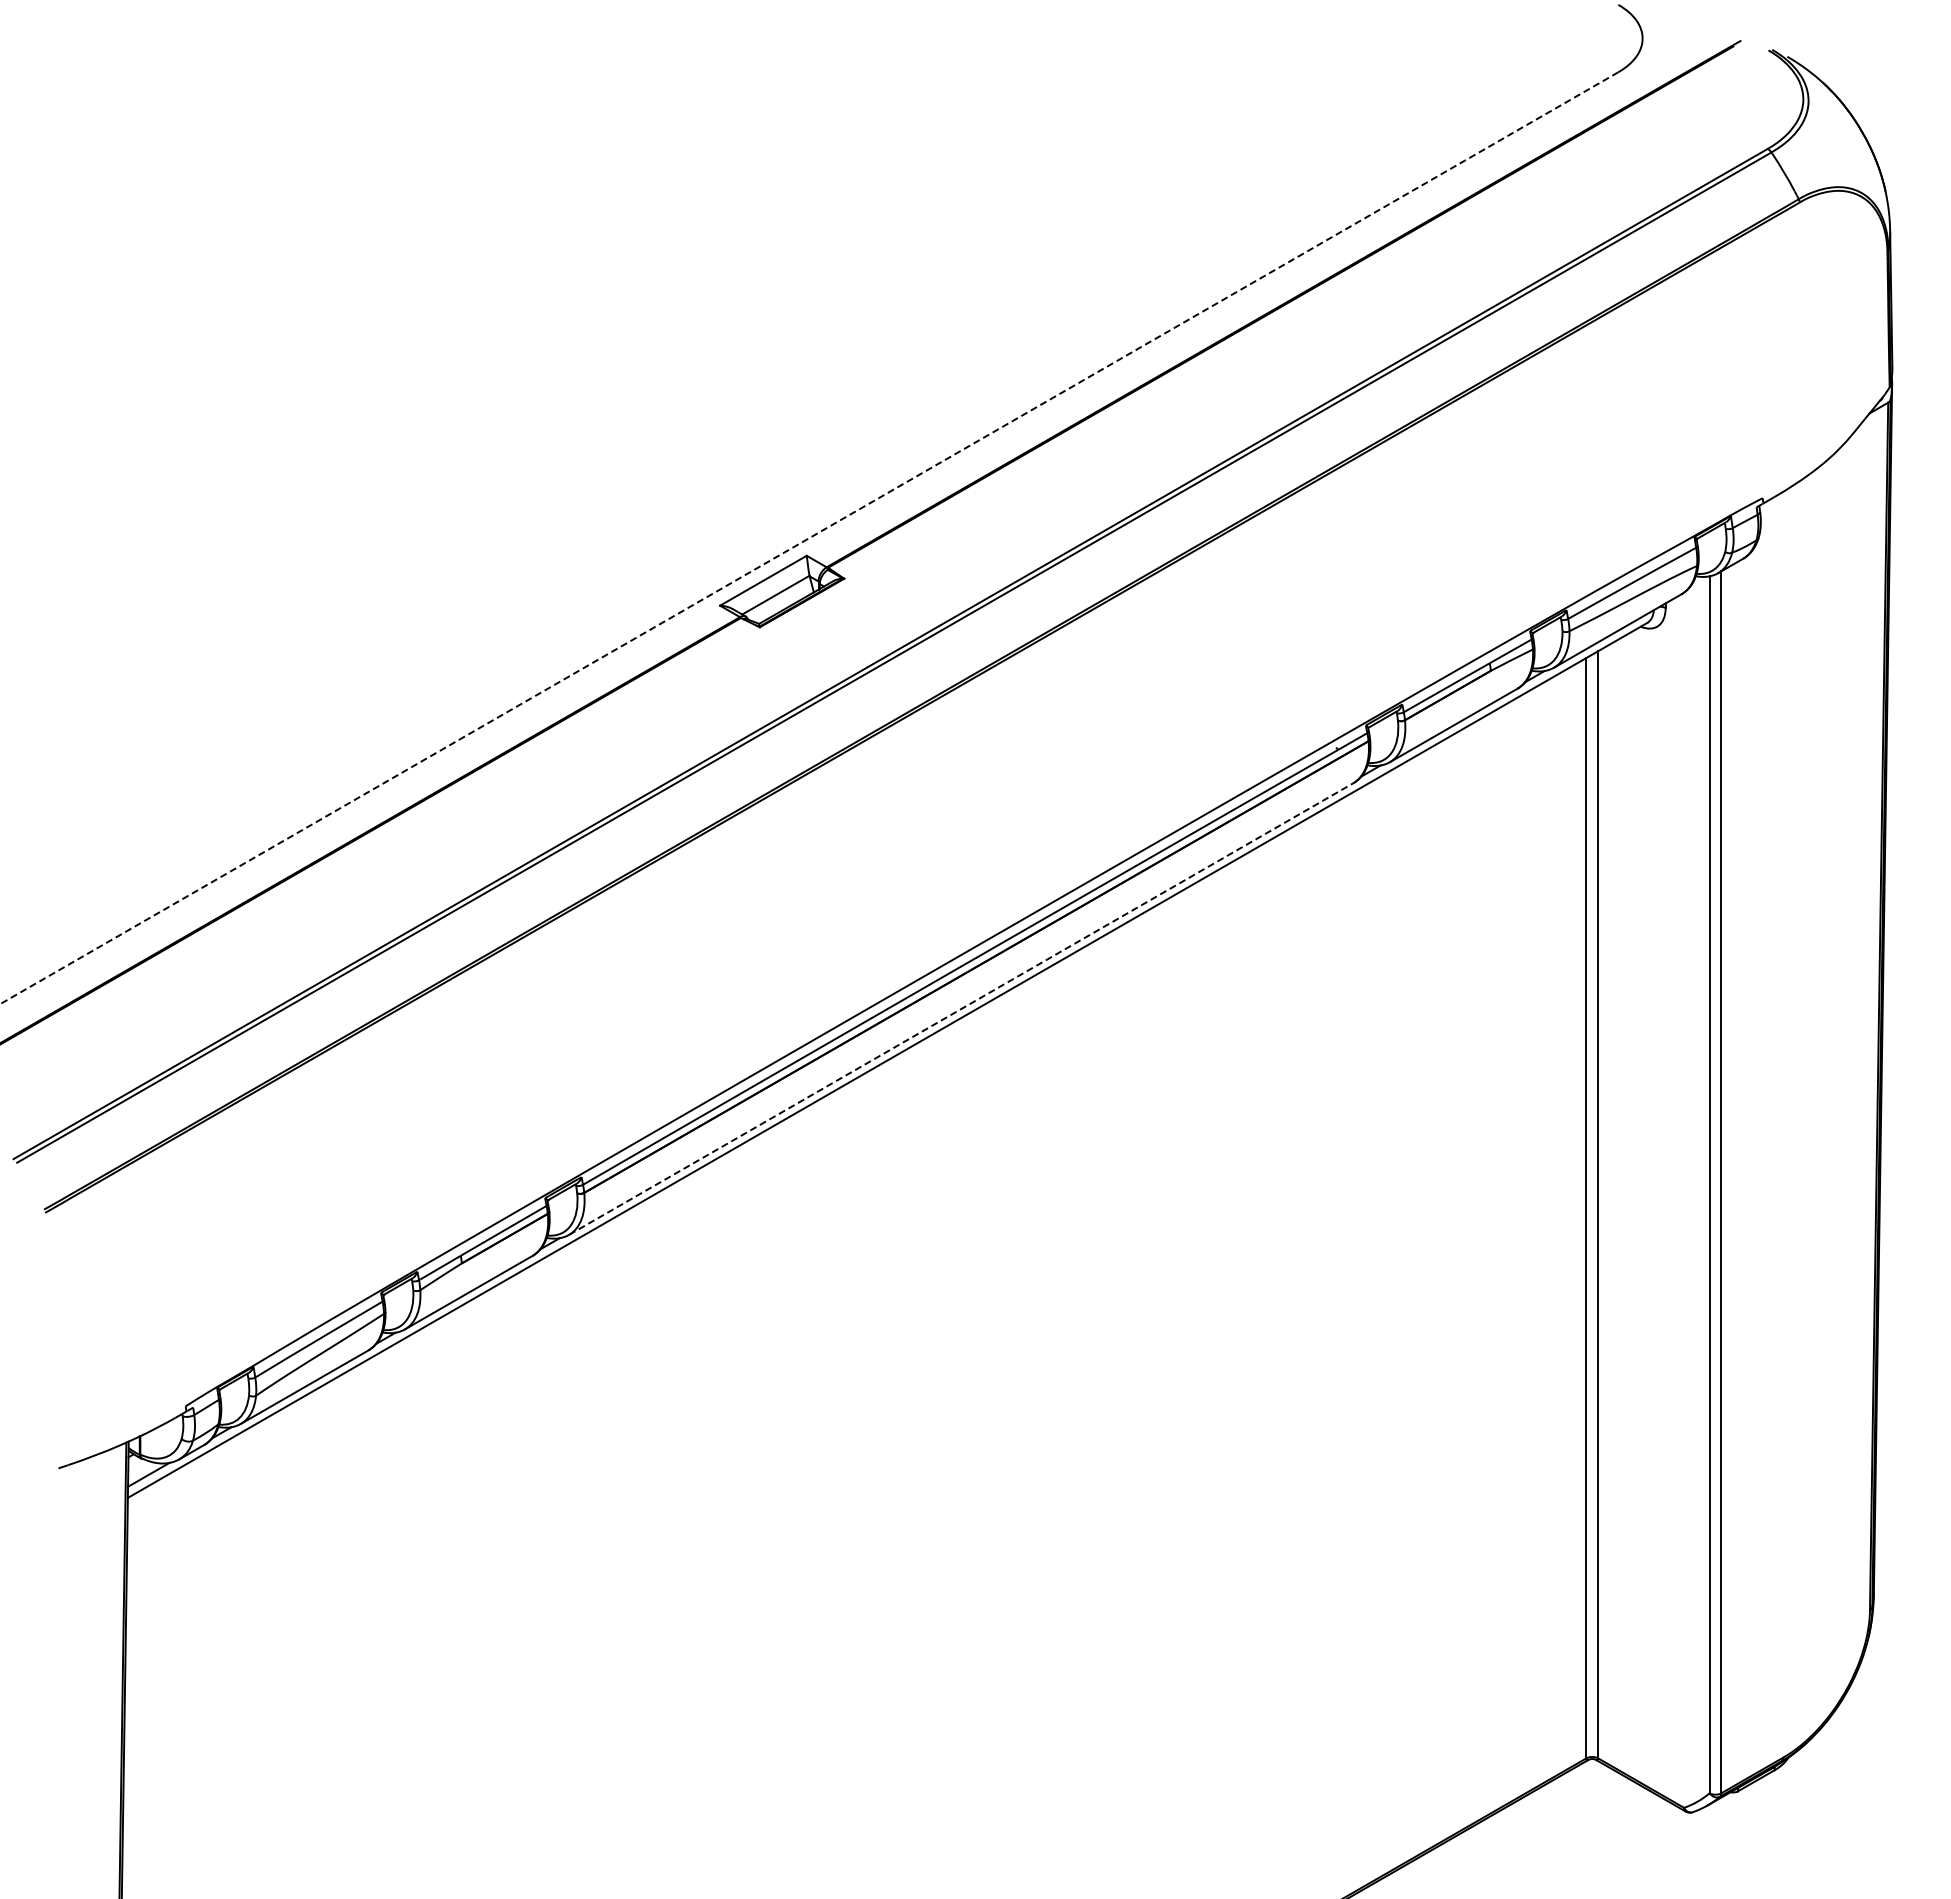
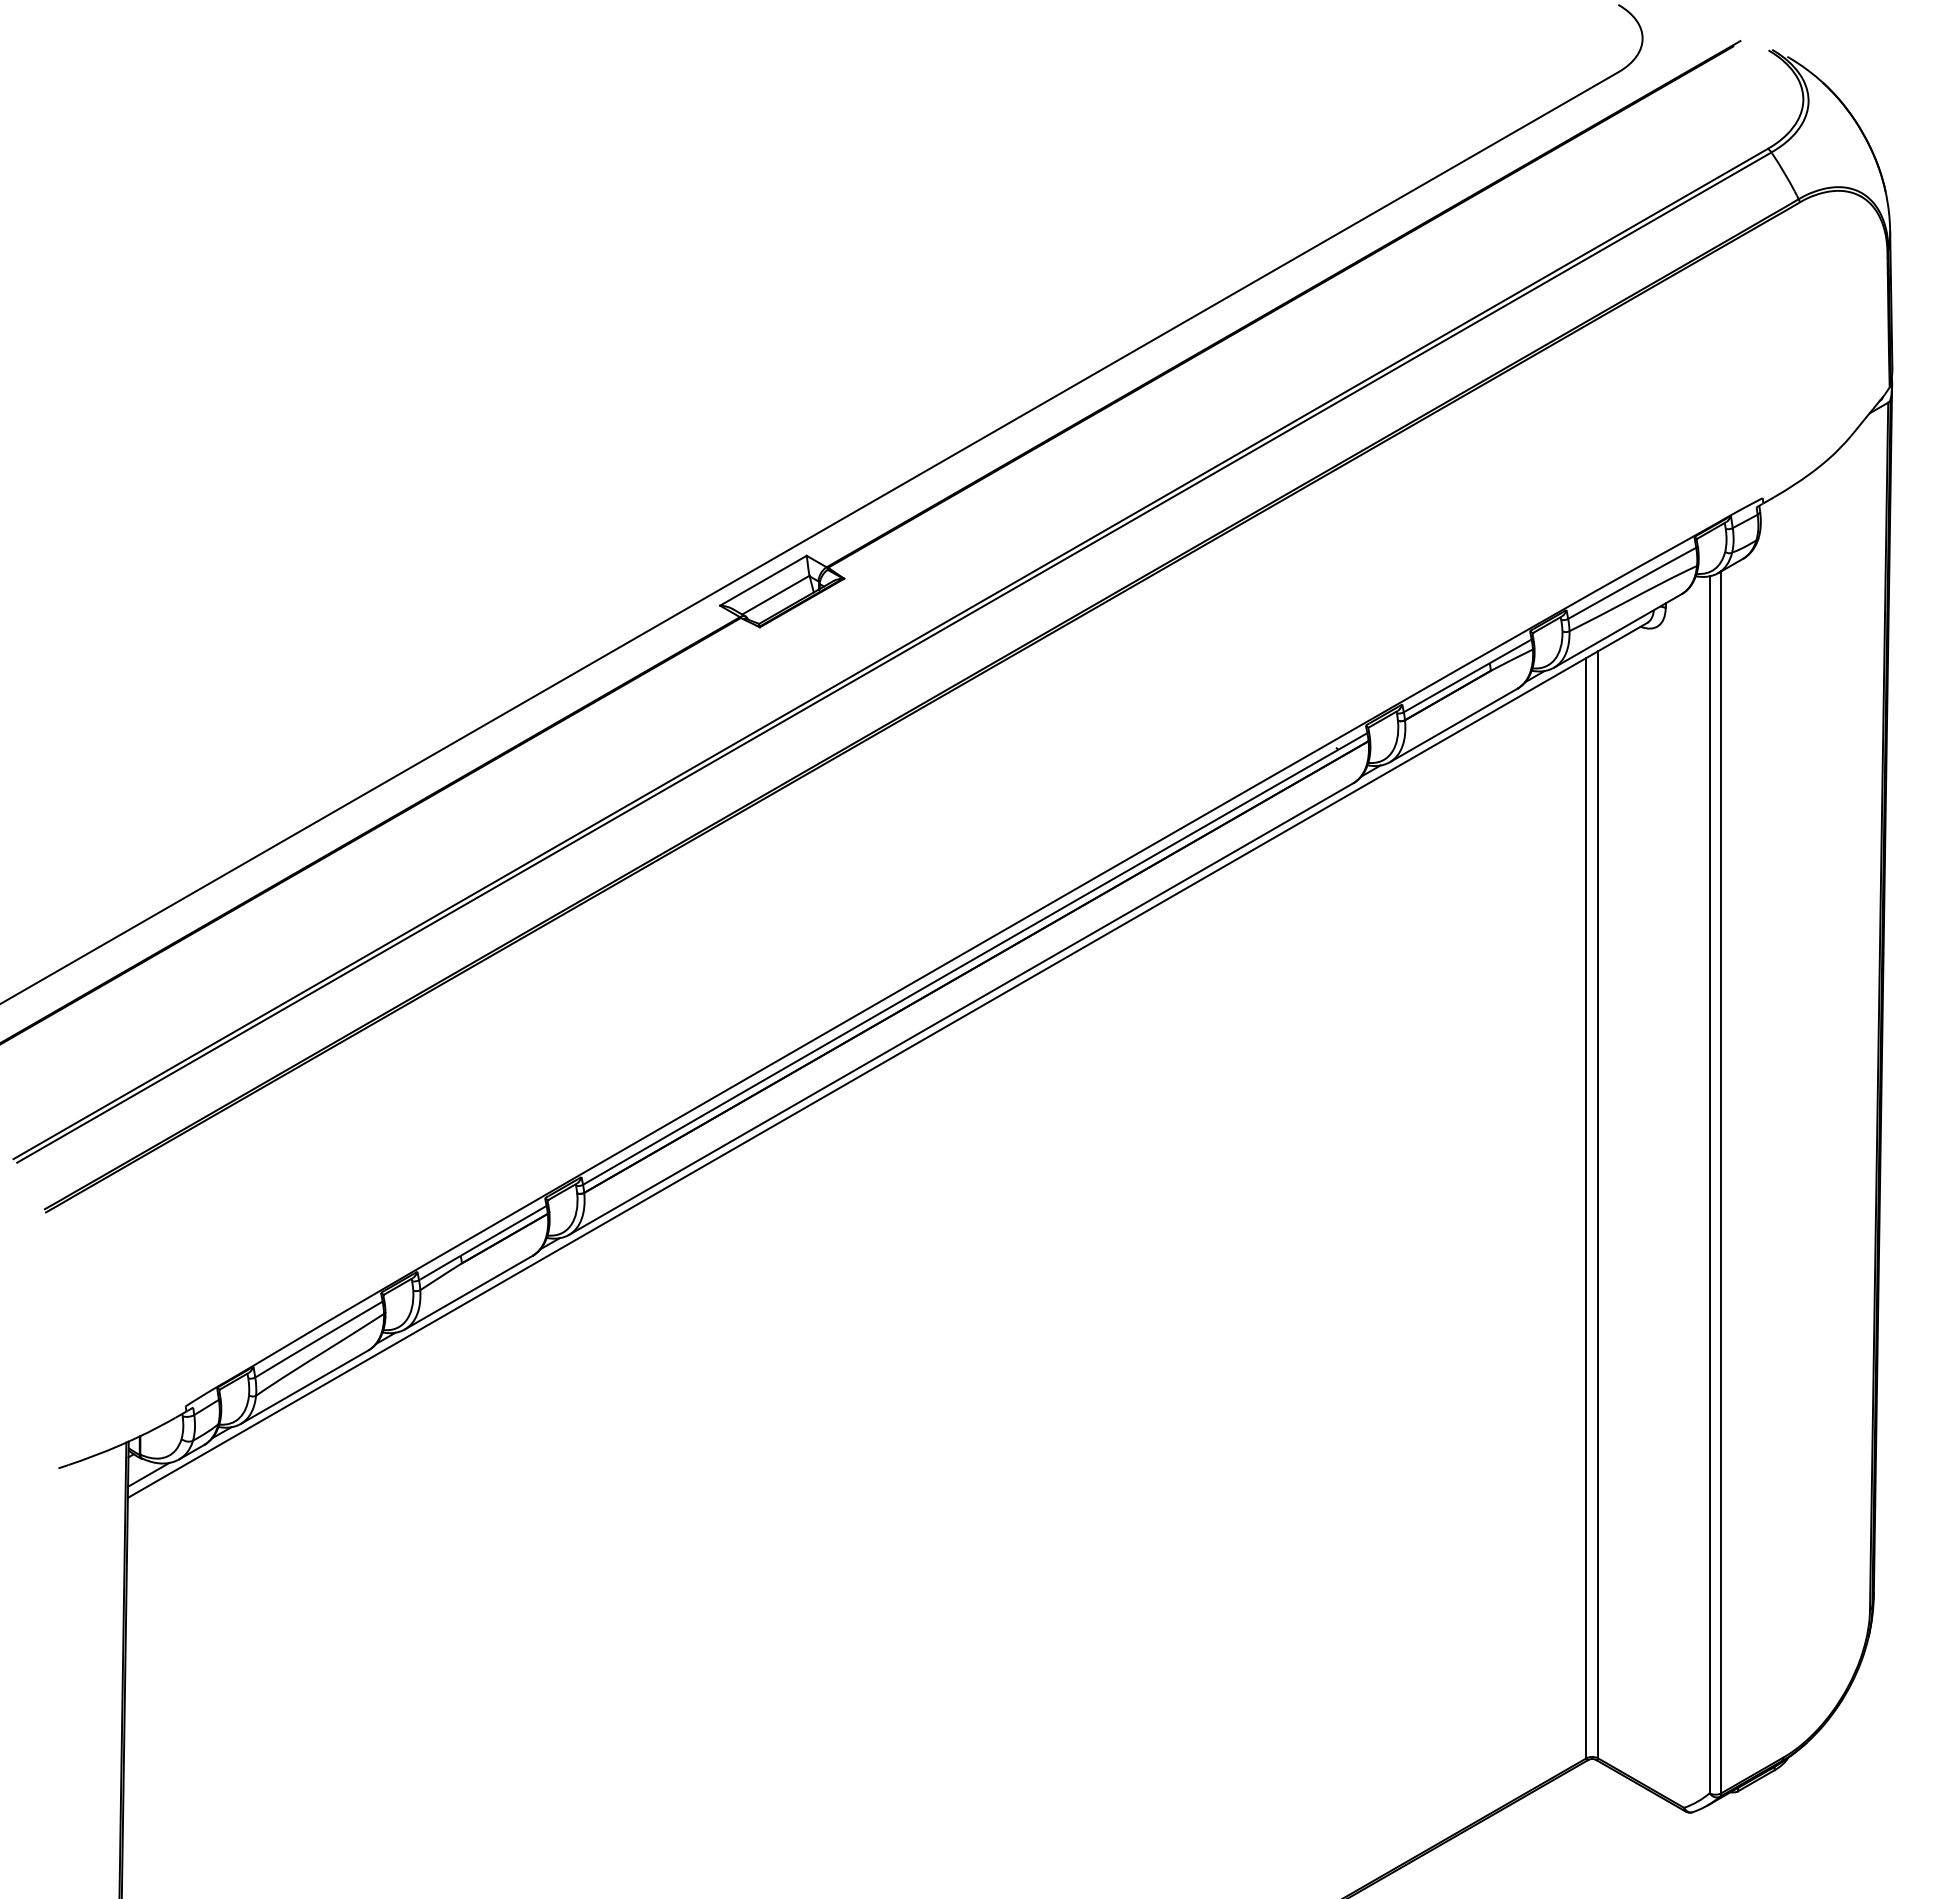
line: dashed -> solid (809, 538)
line: dashed -> solid (961, 1008)
